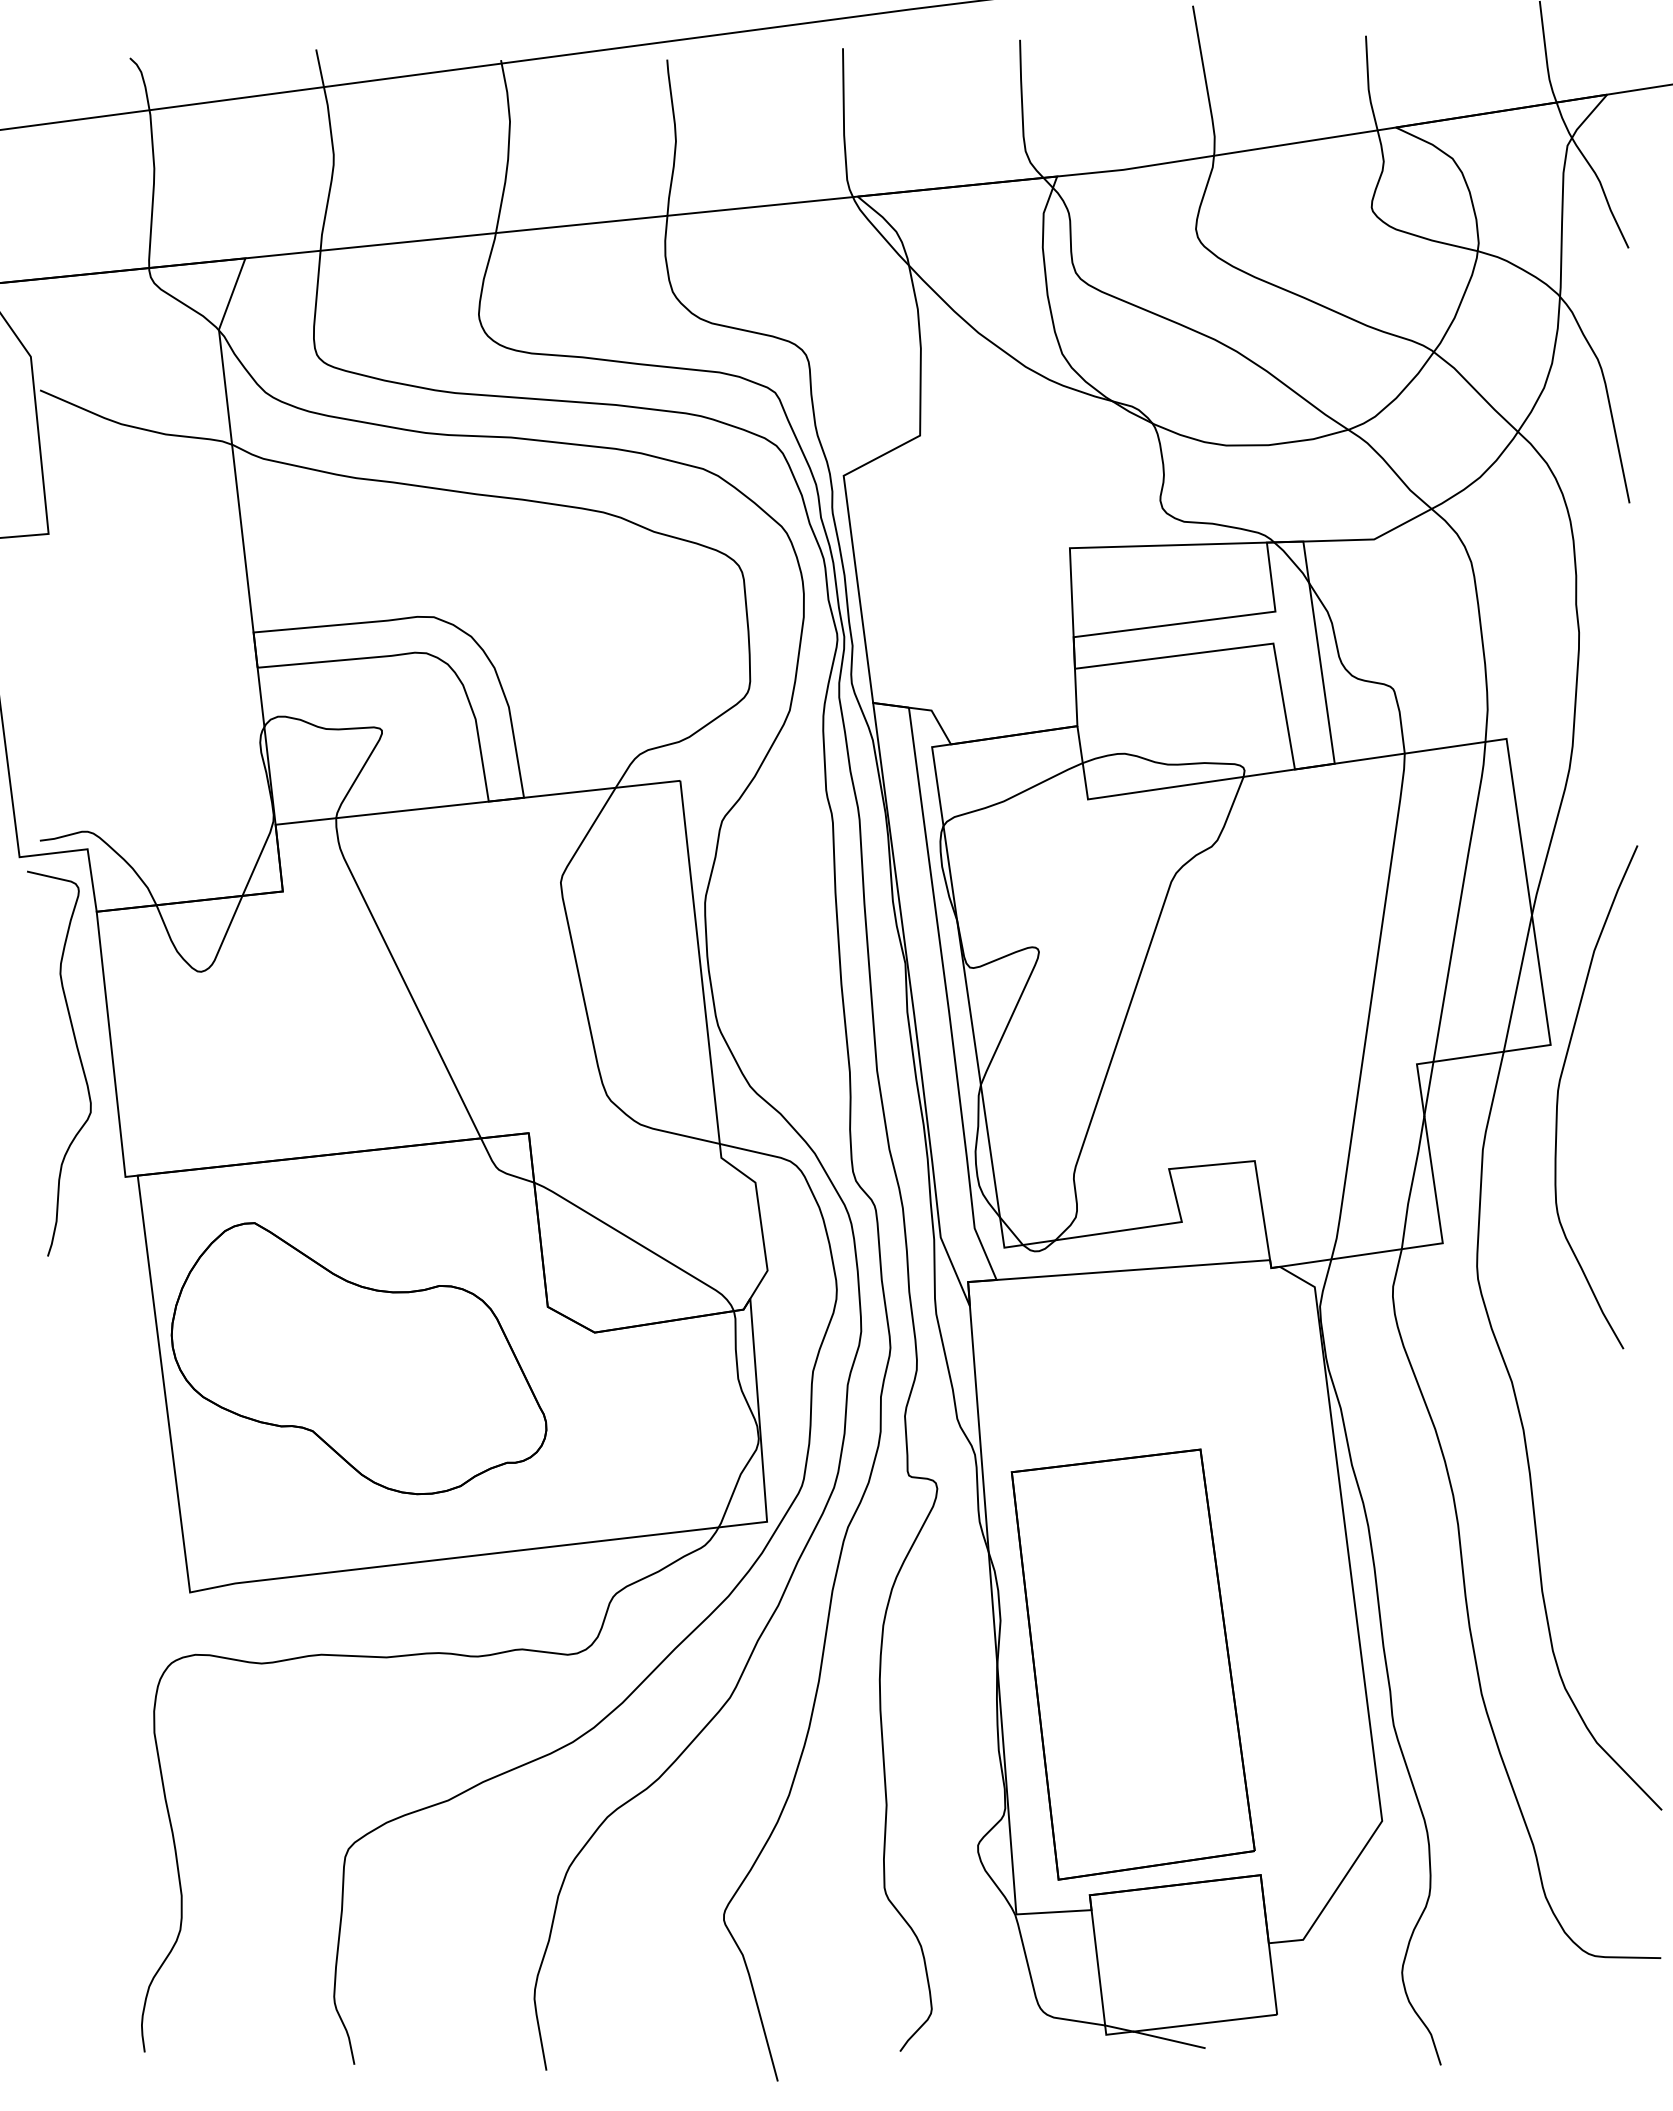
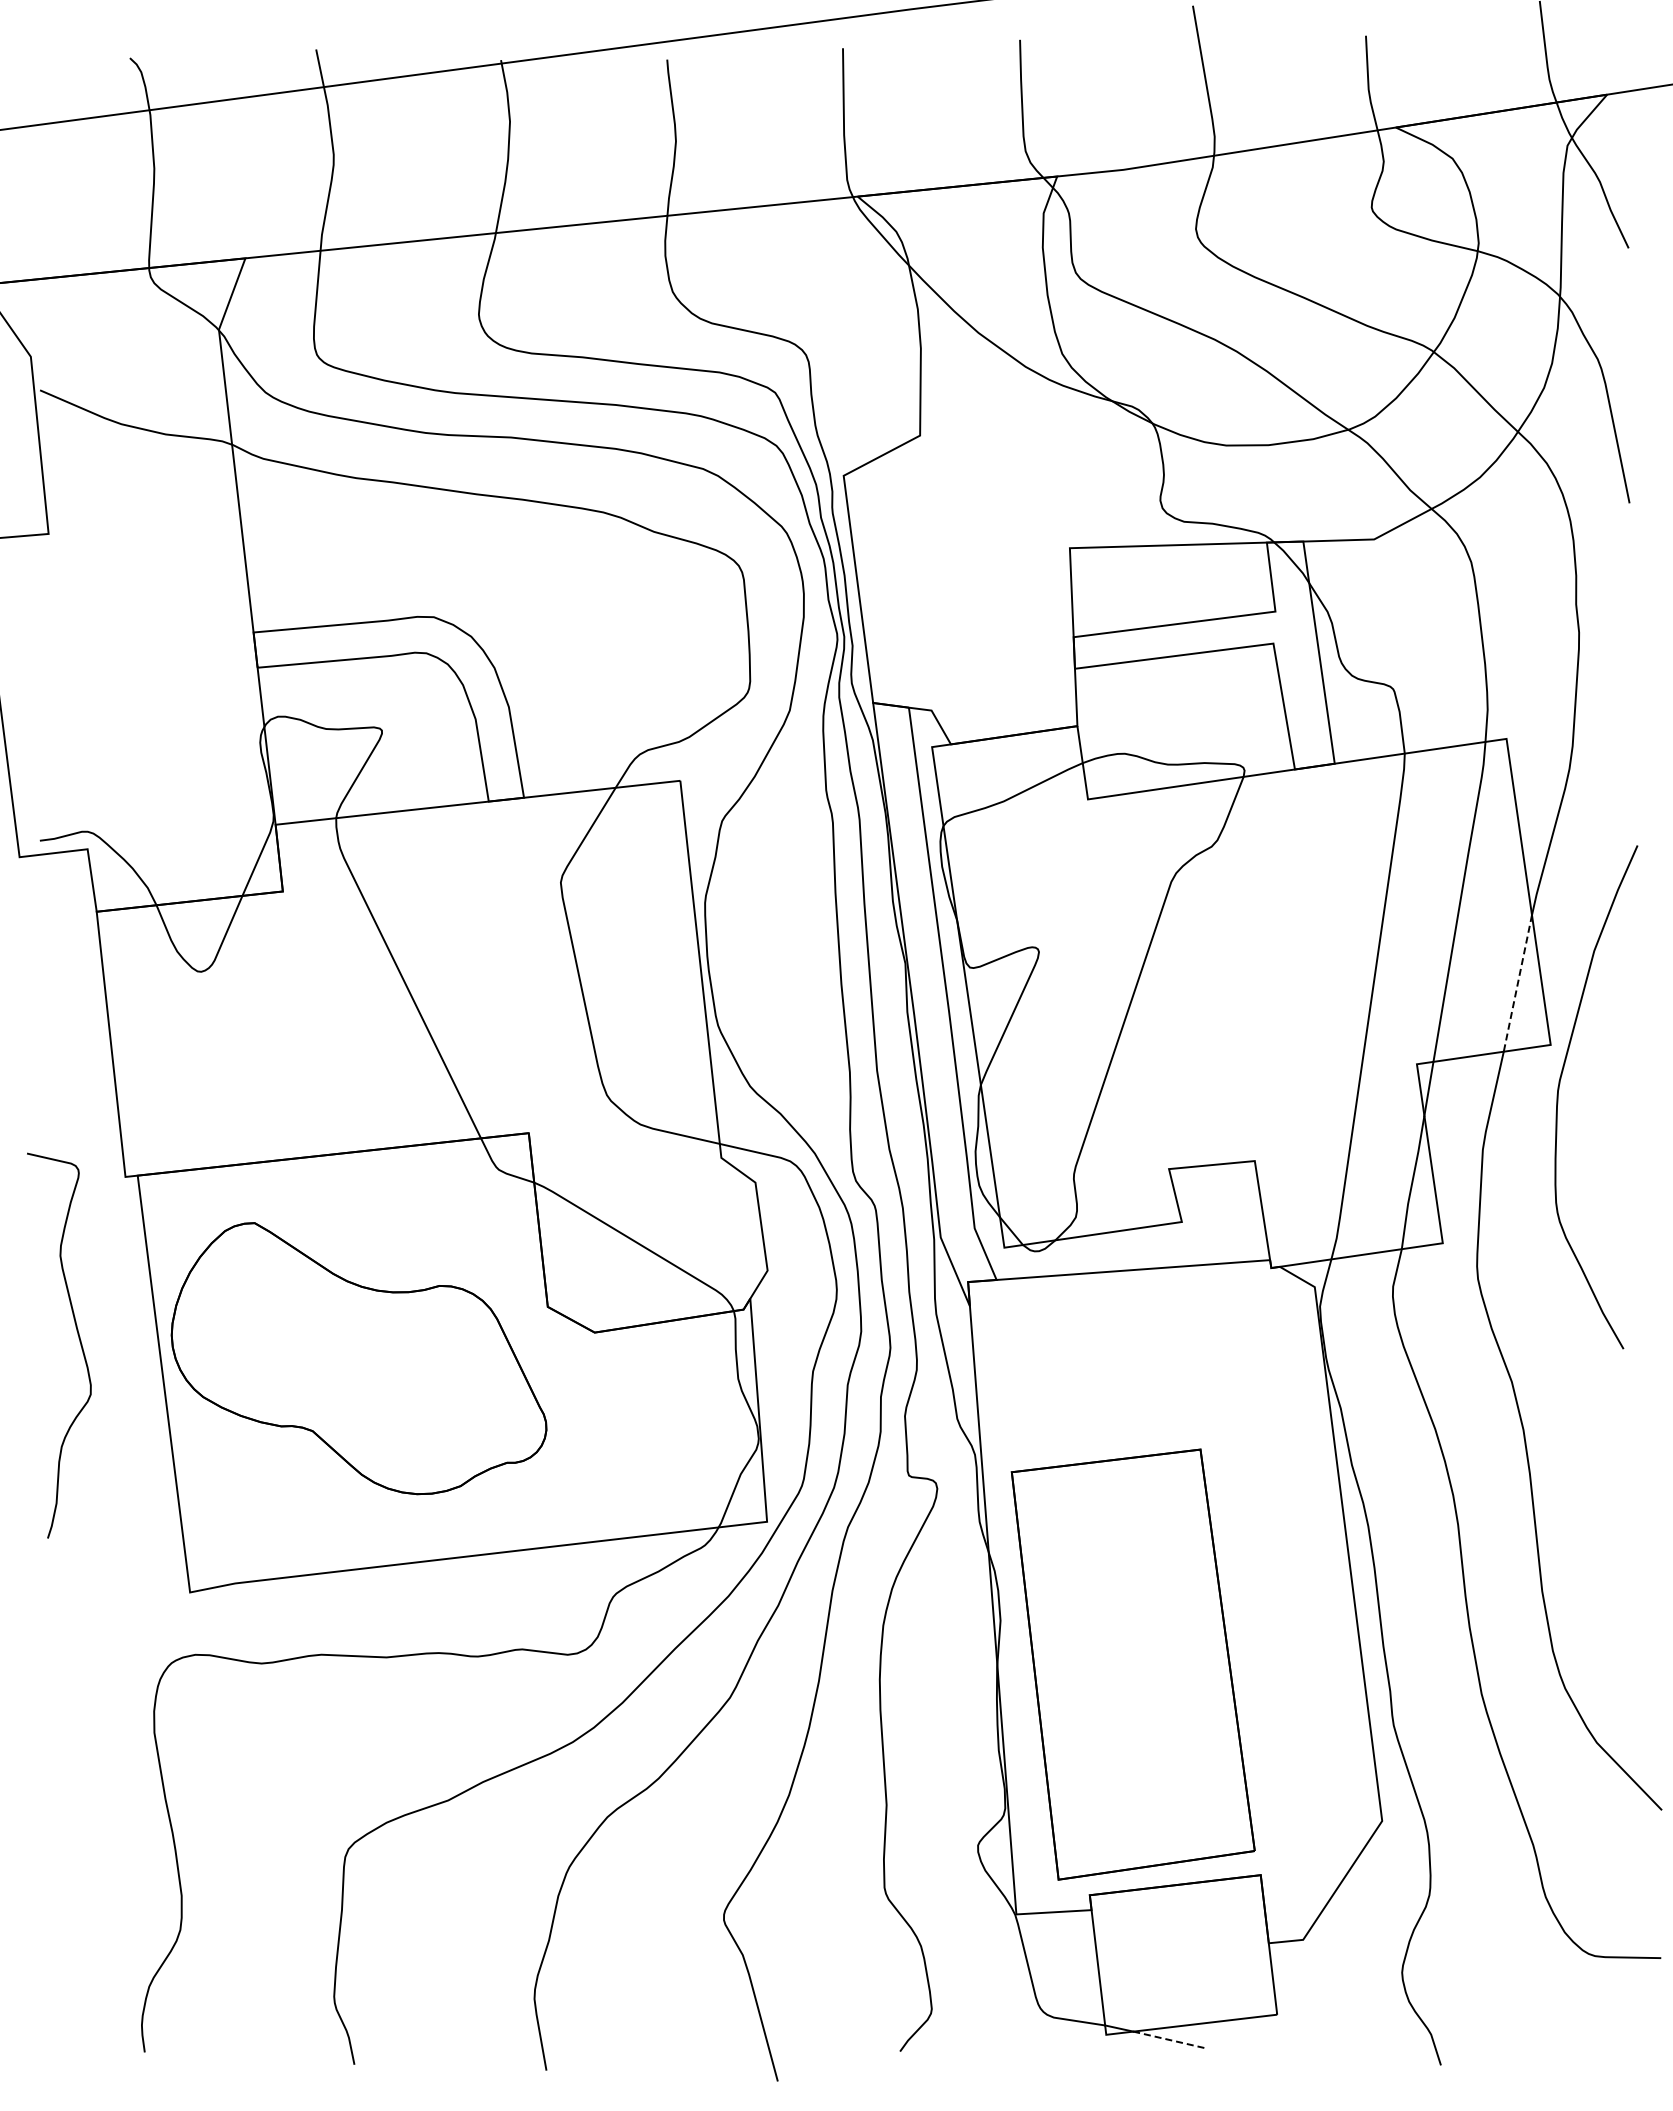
line: solid -> dashed (1517, 983)
curve position: (79, 1060) -> (79, 1342) (79, 1342)
line: solid -> dashed (1169, 2040)
